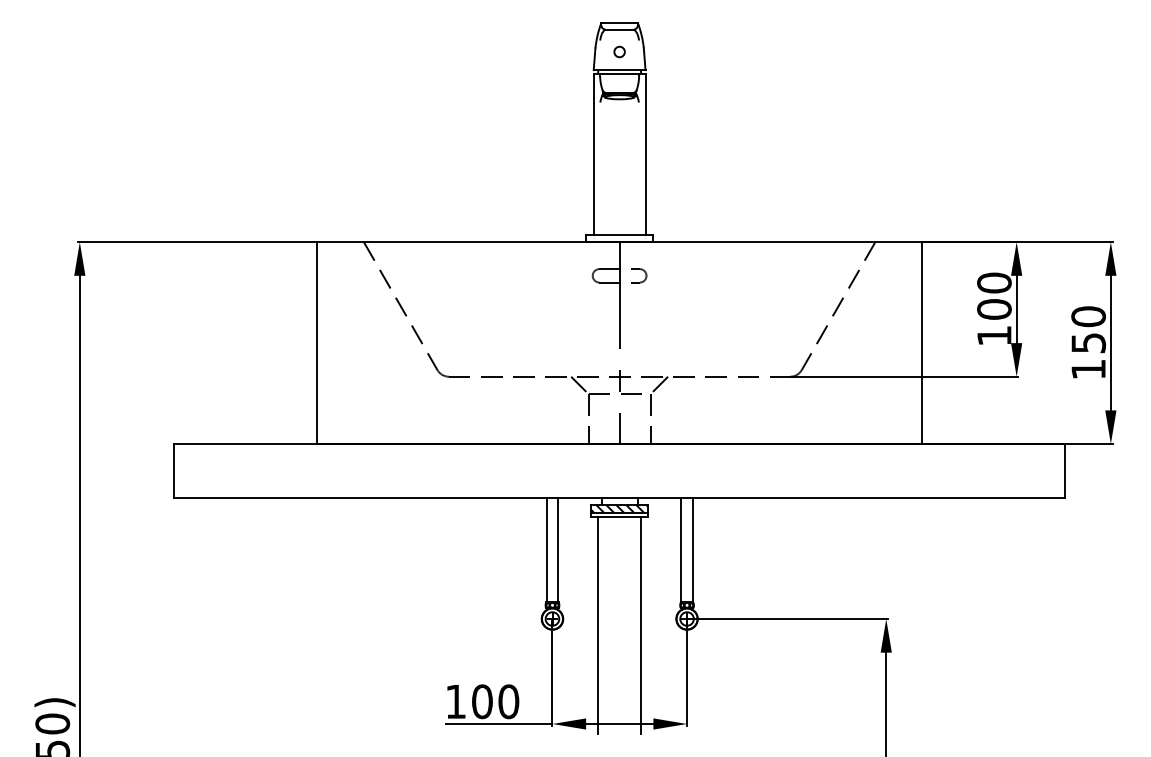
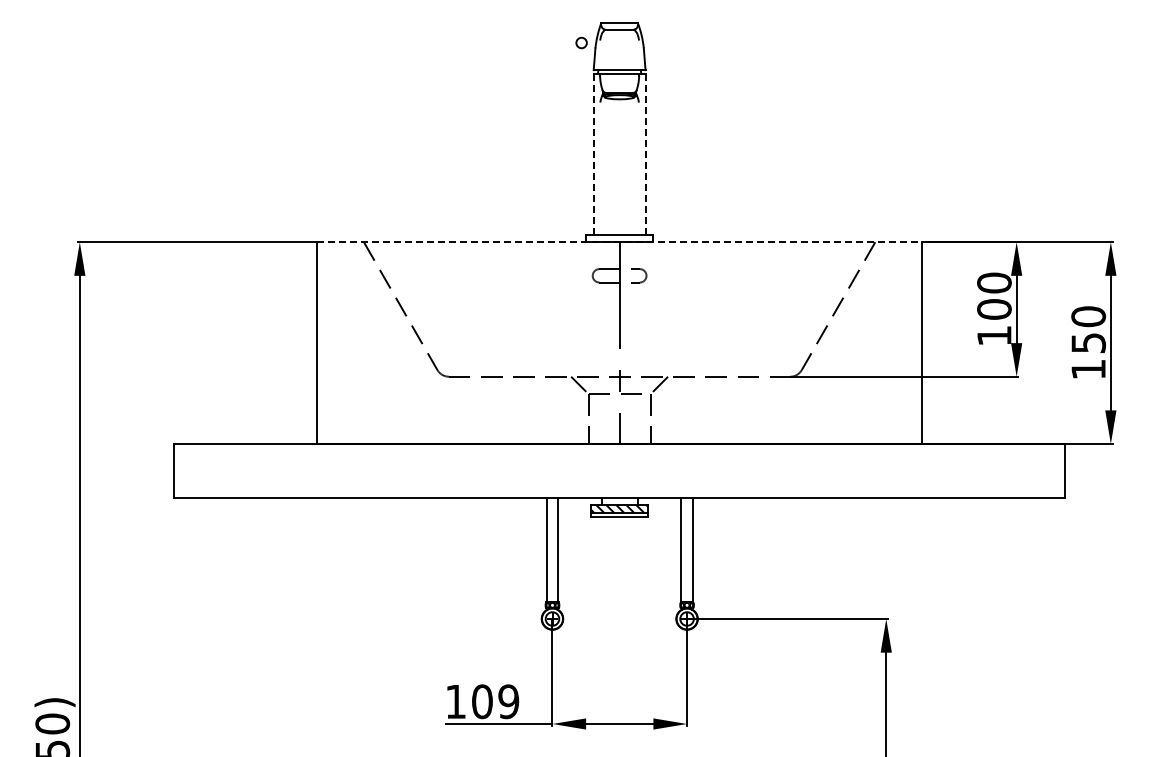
circle position: (619, 51) -> (581, 42) (581, 42)
line: solid -> dashed (593, 154)
line: solid -> dashed (645, 154)
line: solid -> dashed (619, 242)
line: present -> none (598, 625)
line: present -> none (640, 625)
text: 100 -> 109 (508, 701)
